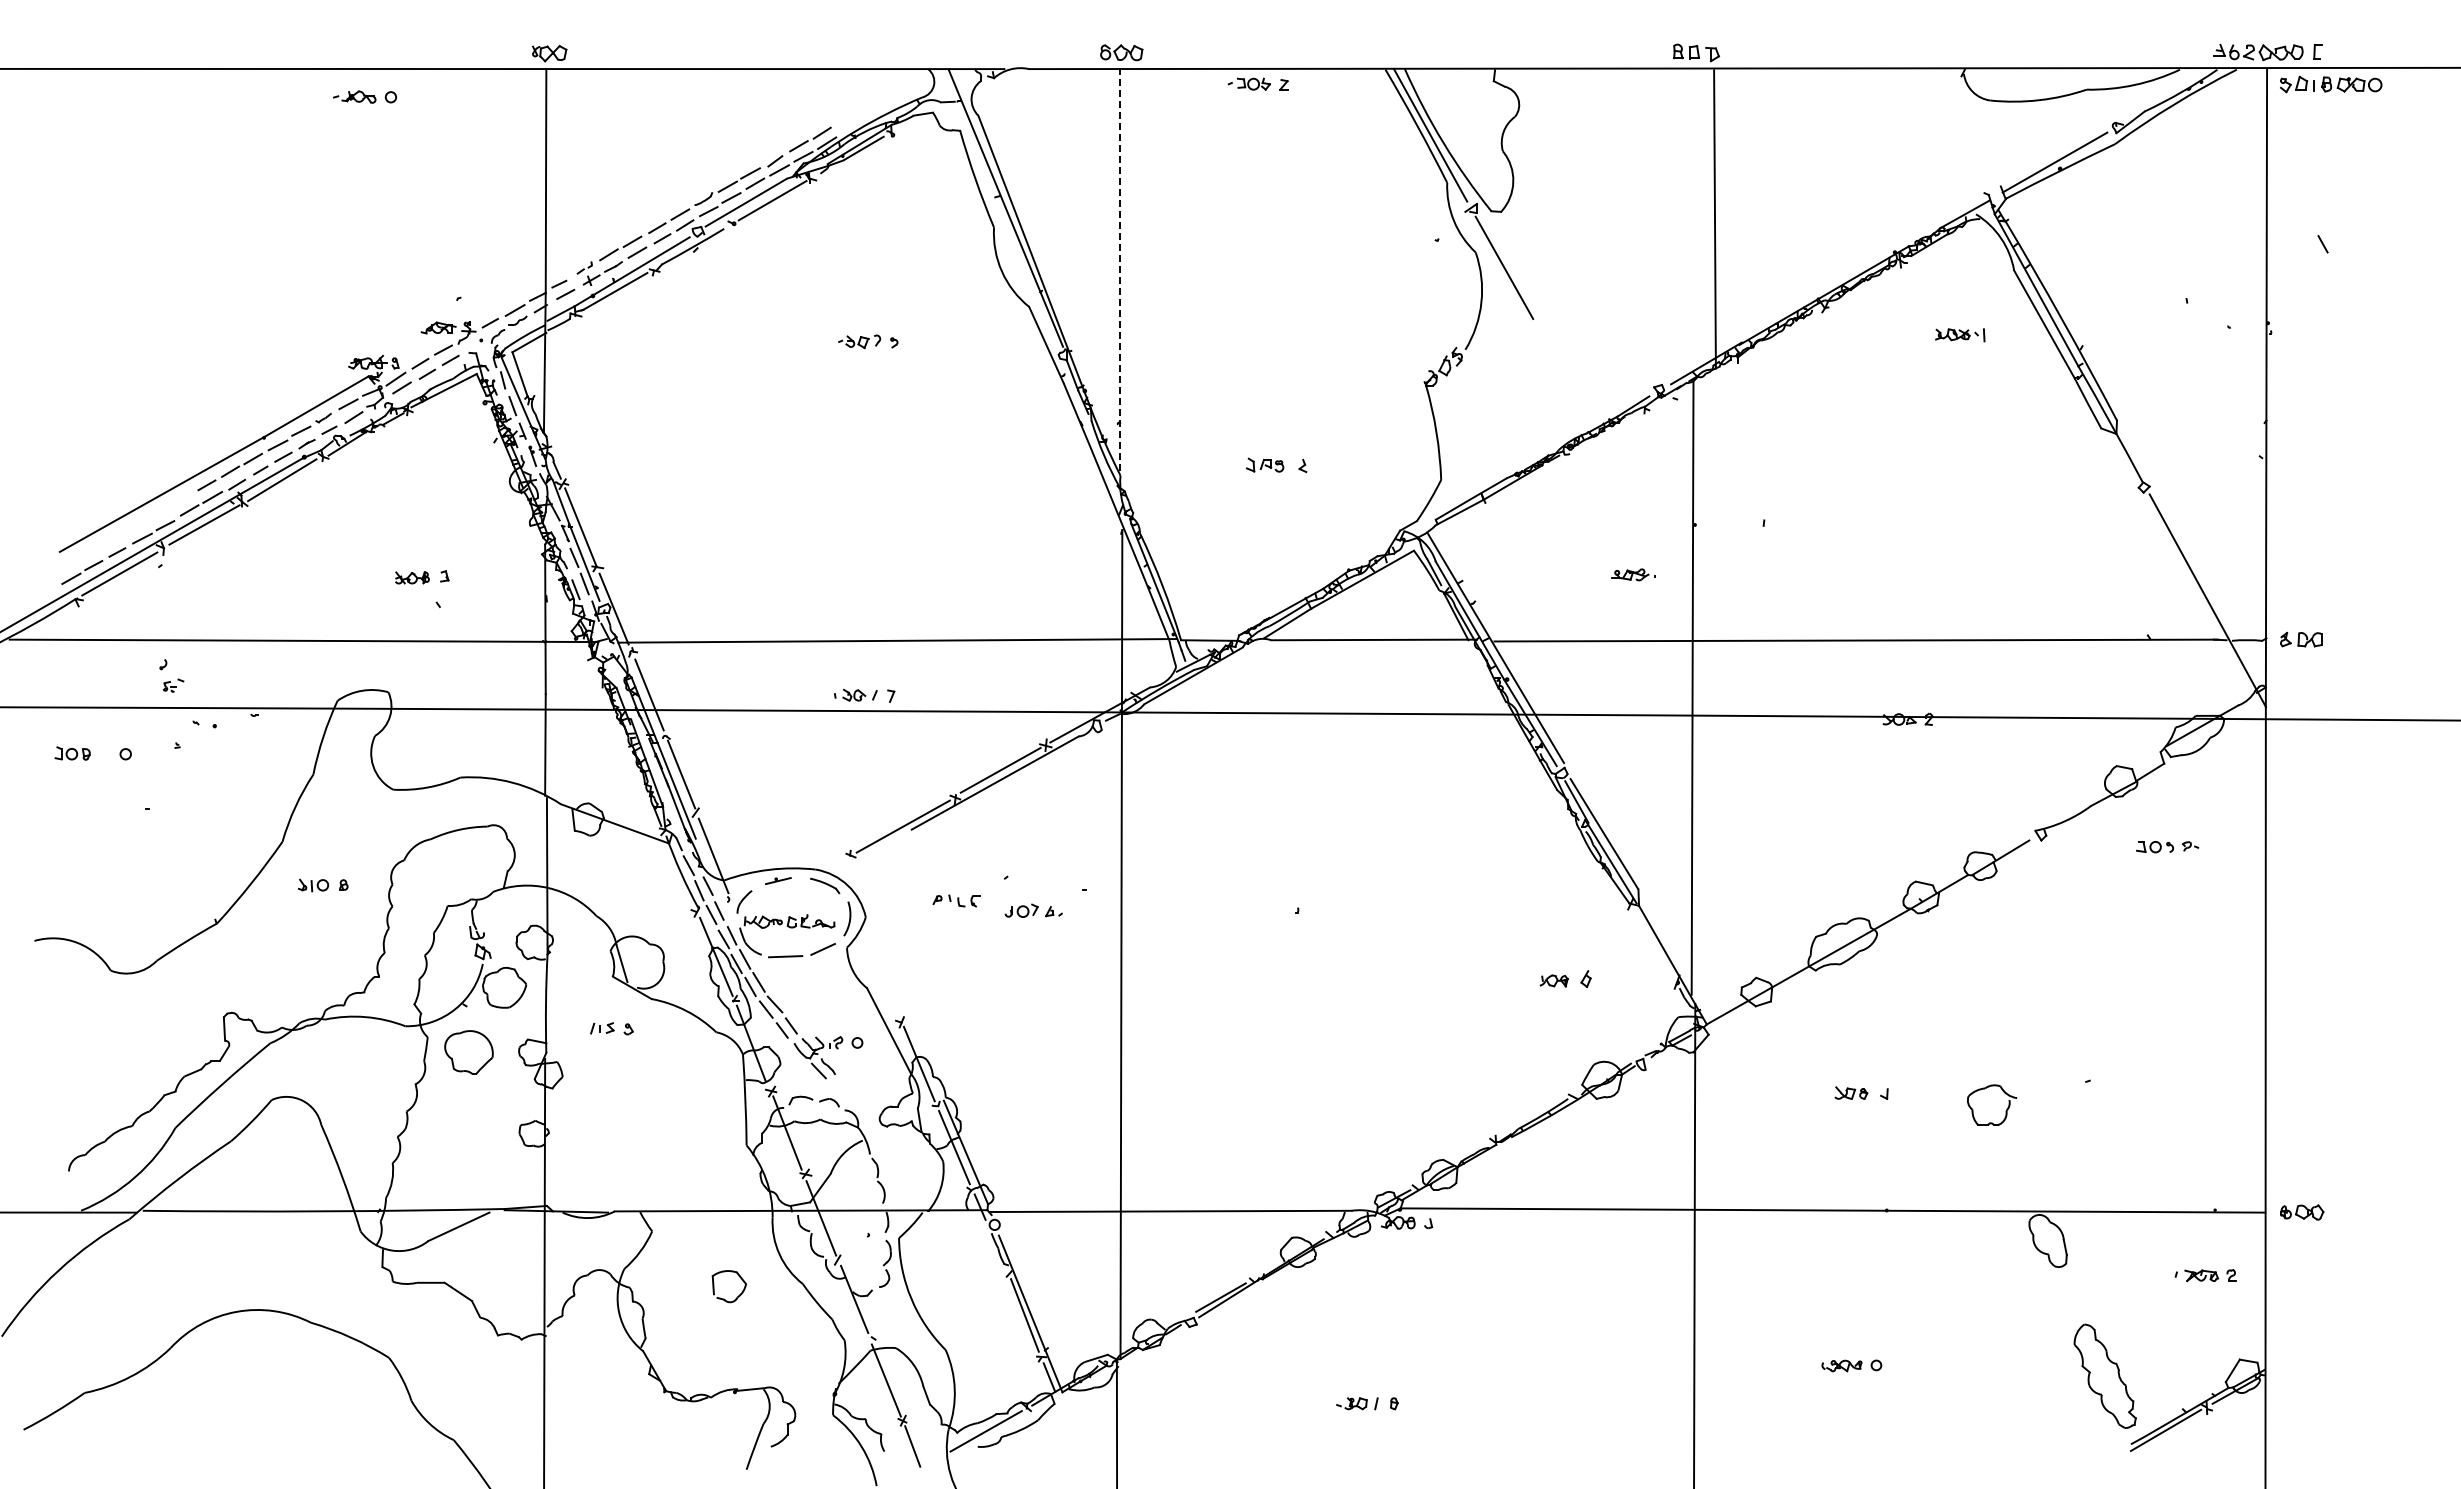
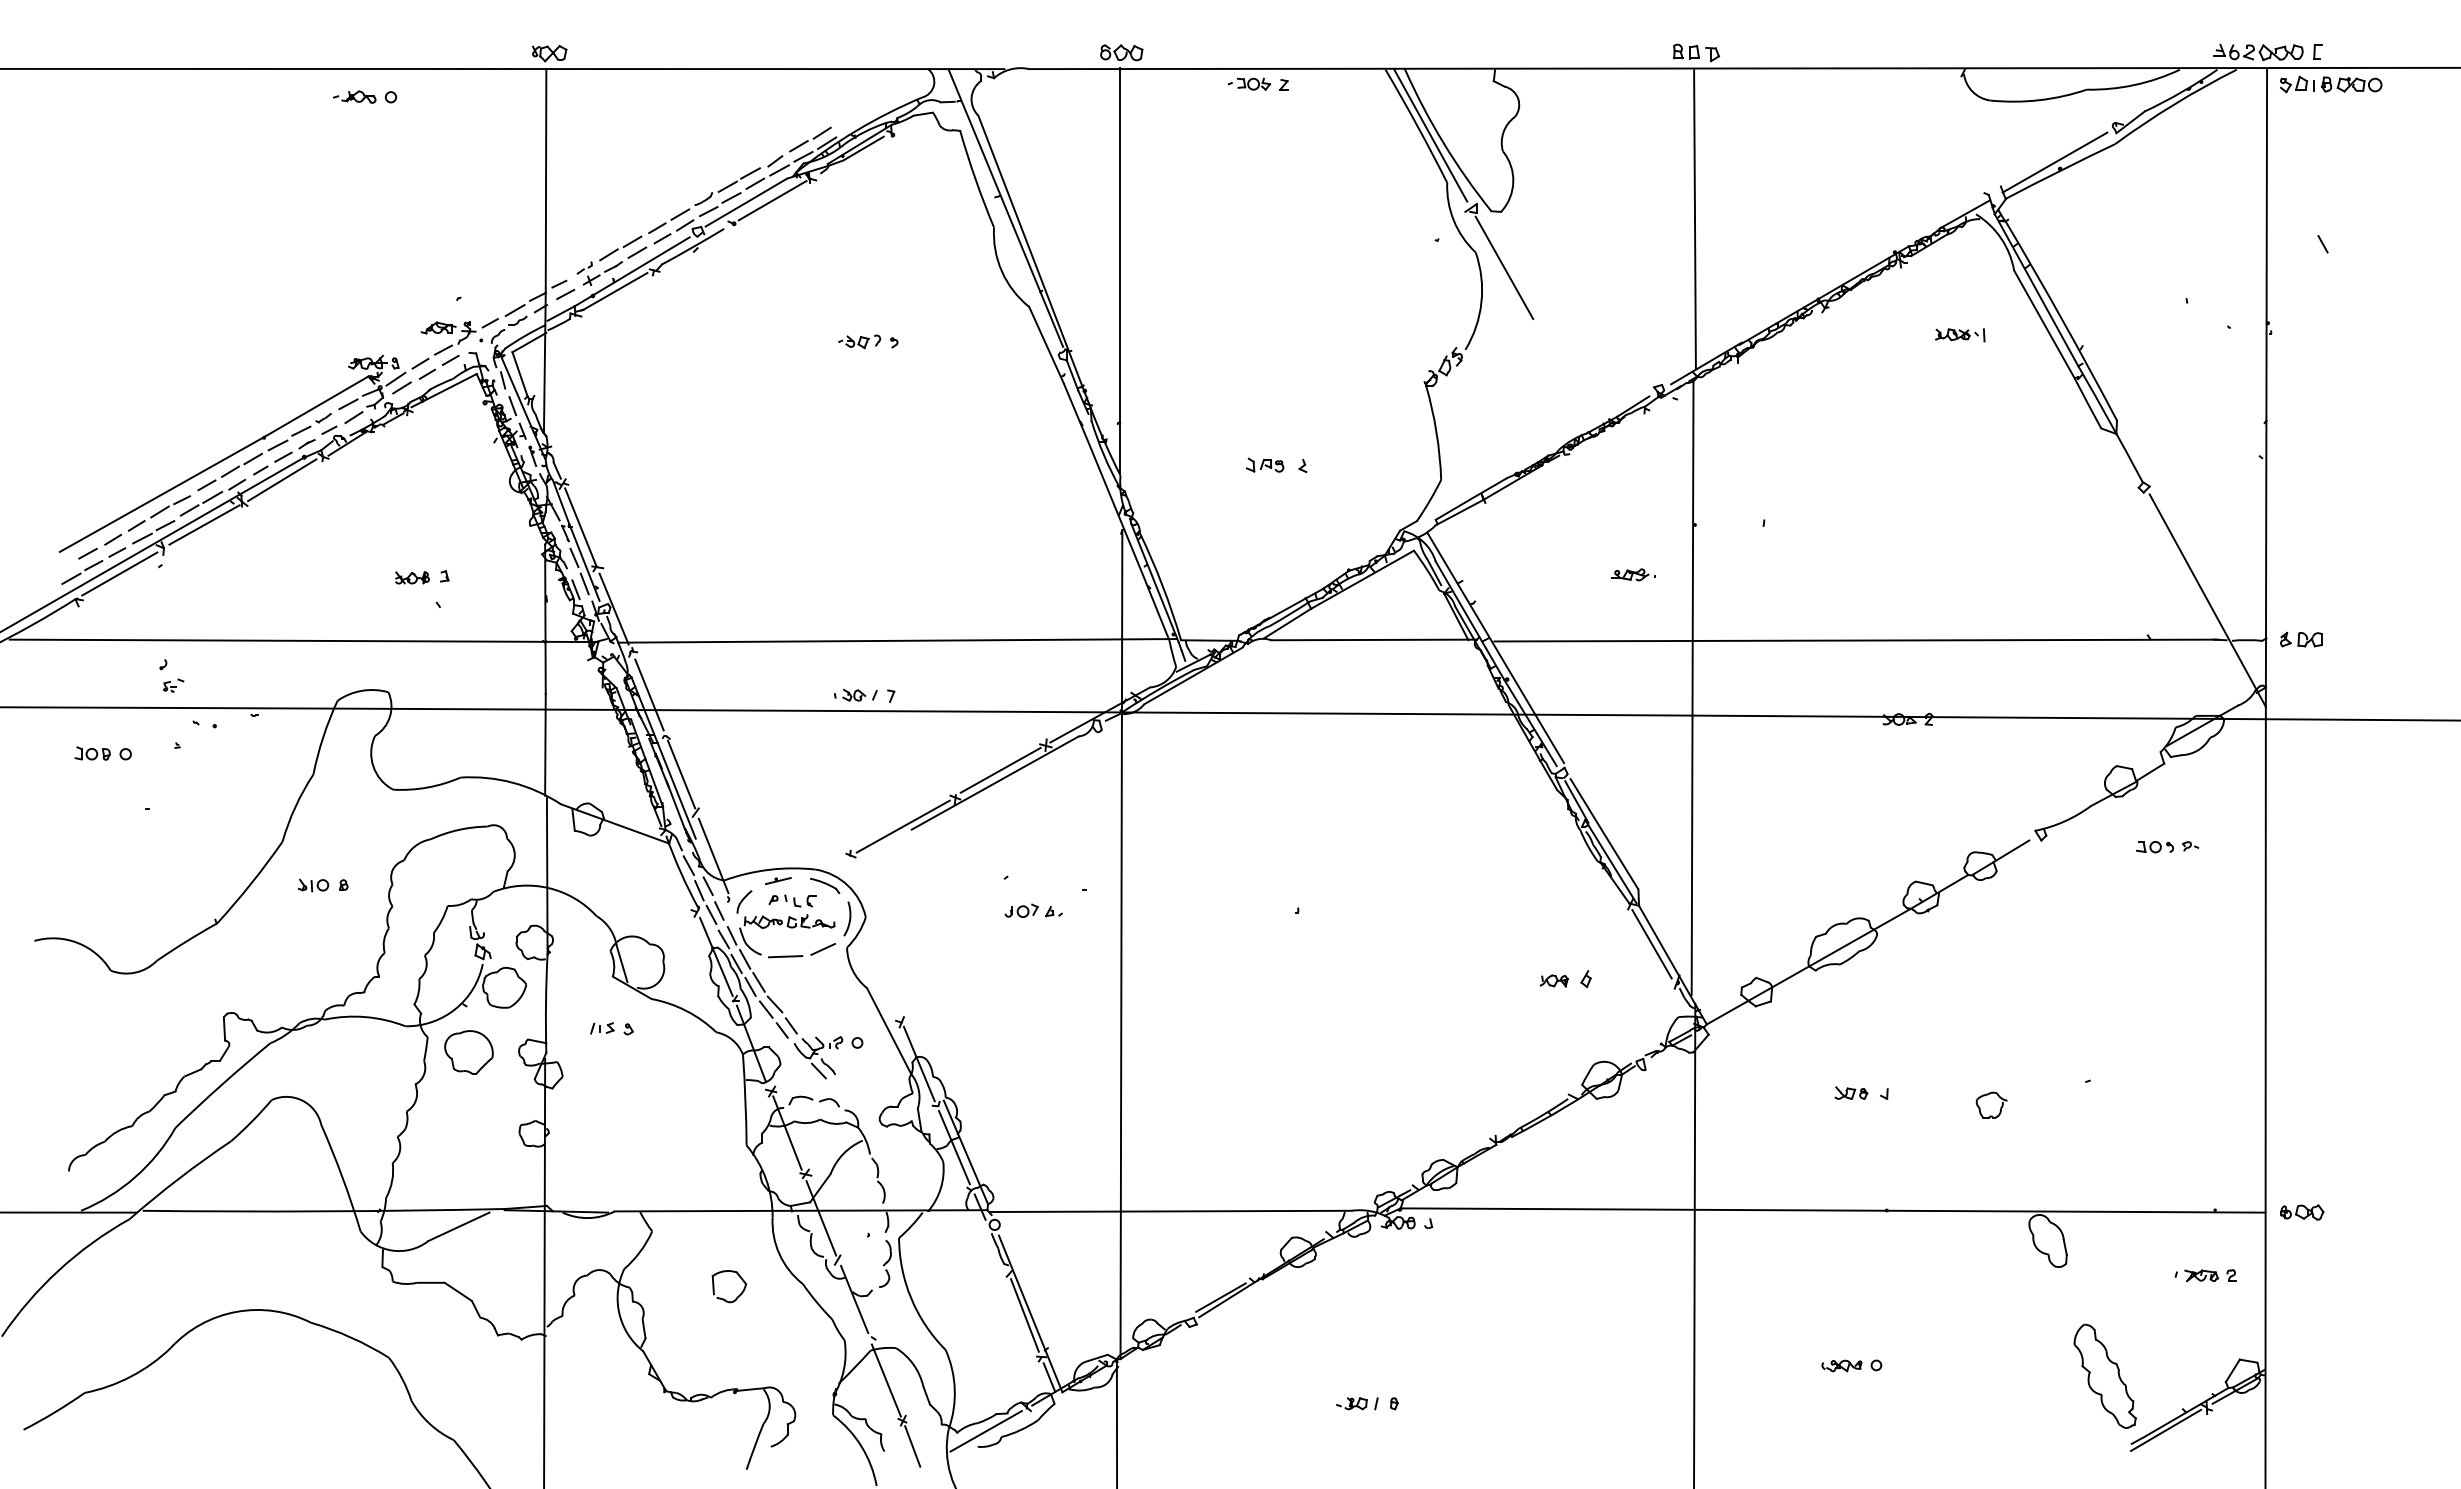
line position: (1714, 219) -> (1694, 219) (1694, 219)
line: dashed -> solid (1119, 271)
part: none -> present (134, 527)
part position: (72, 753) -> (92, 753) (92, 753)
part position: (956, 900) -> (792, 900) (792, 900)
line: none -> present (1651, 944)
part size: 51x42 px -> 33x28 px (1991, 1104)
